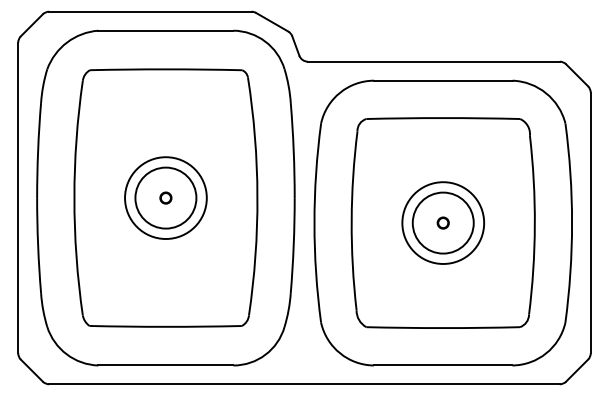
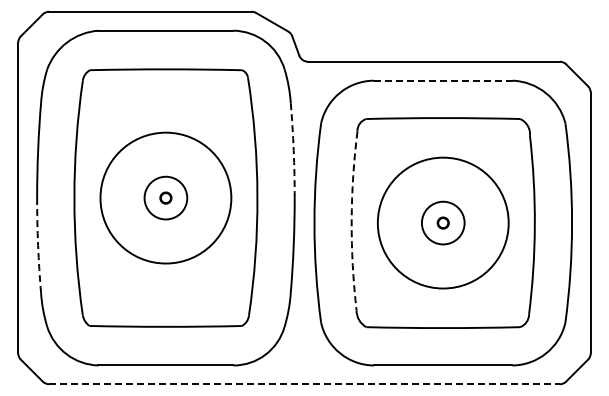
line: solid -> dashed (442, 80)
arc: solid -> dashed (293, 150)
circle diameter: 61 px -> 43 px (165, 197)
circle diameter: 82 px -> 131 px (165, 197)
arc: solid -> dashed (351, 220)
circle diameter: 61 px -> 43 px (442, 222)
circle diameter: 82 px -> 131 px (442, 222)
arc: solid -> dashed (38, 245)
line: solid -> dashed (304, 384)
